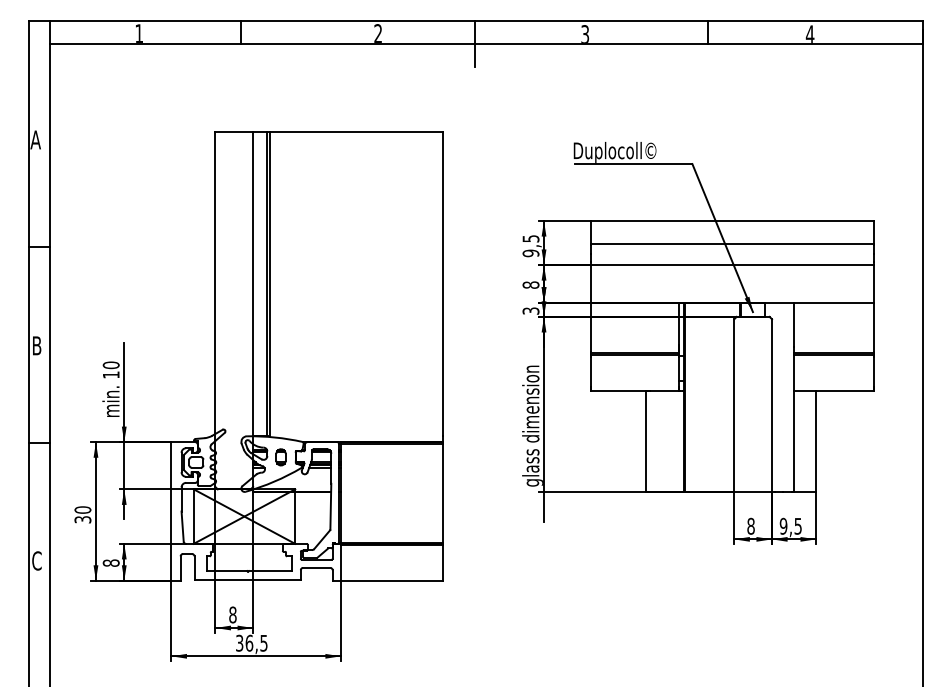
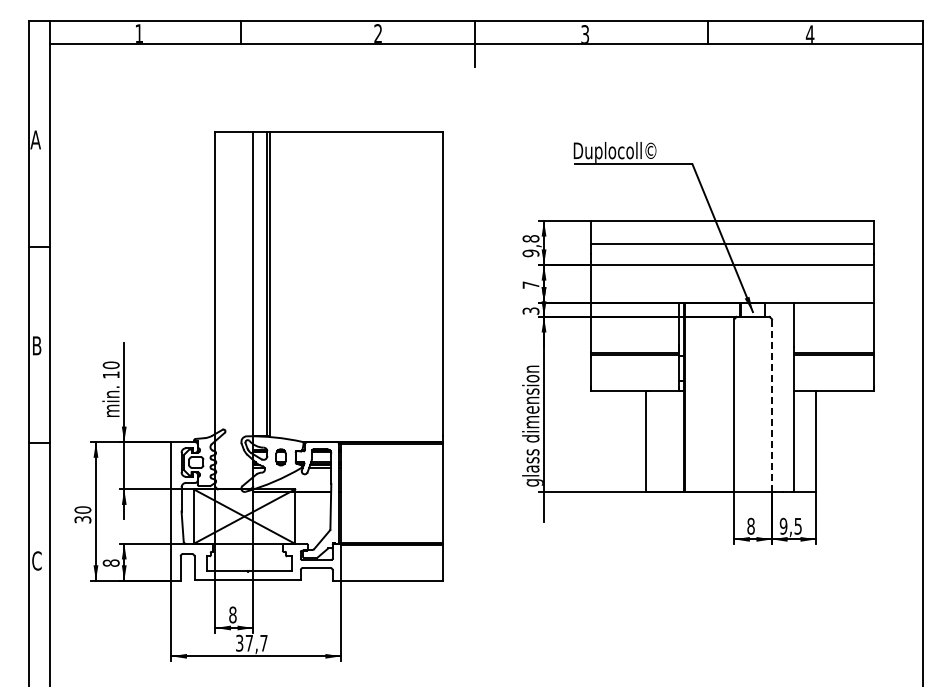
text: 9,5 -> 9,8 (530, 238)
text: 8 -> 7 (530, 284)
line: solid -> dashed (772, 405)
text: 36,5 -> 37,7 (256, 642)
